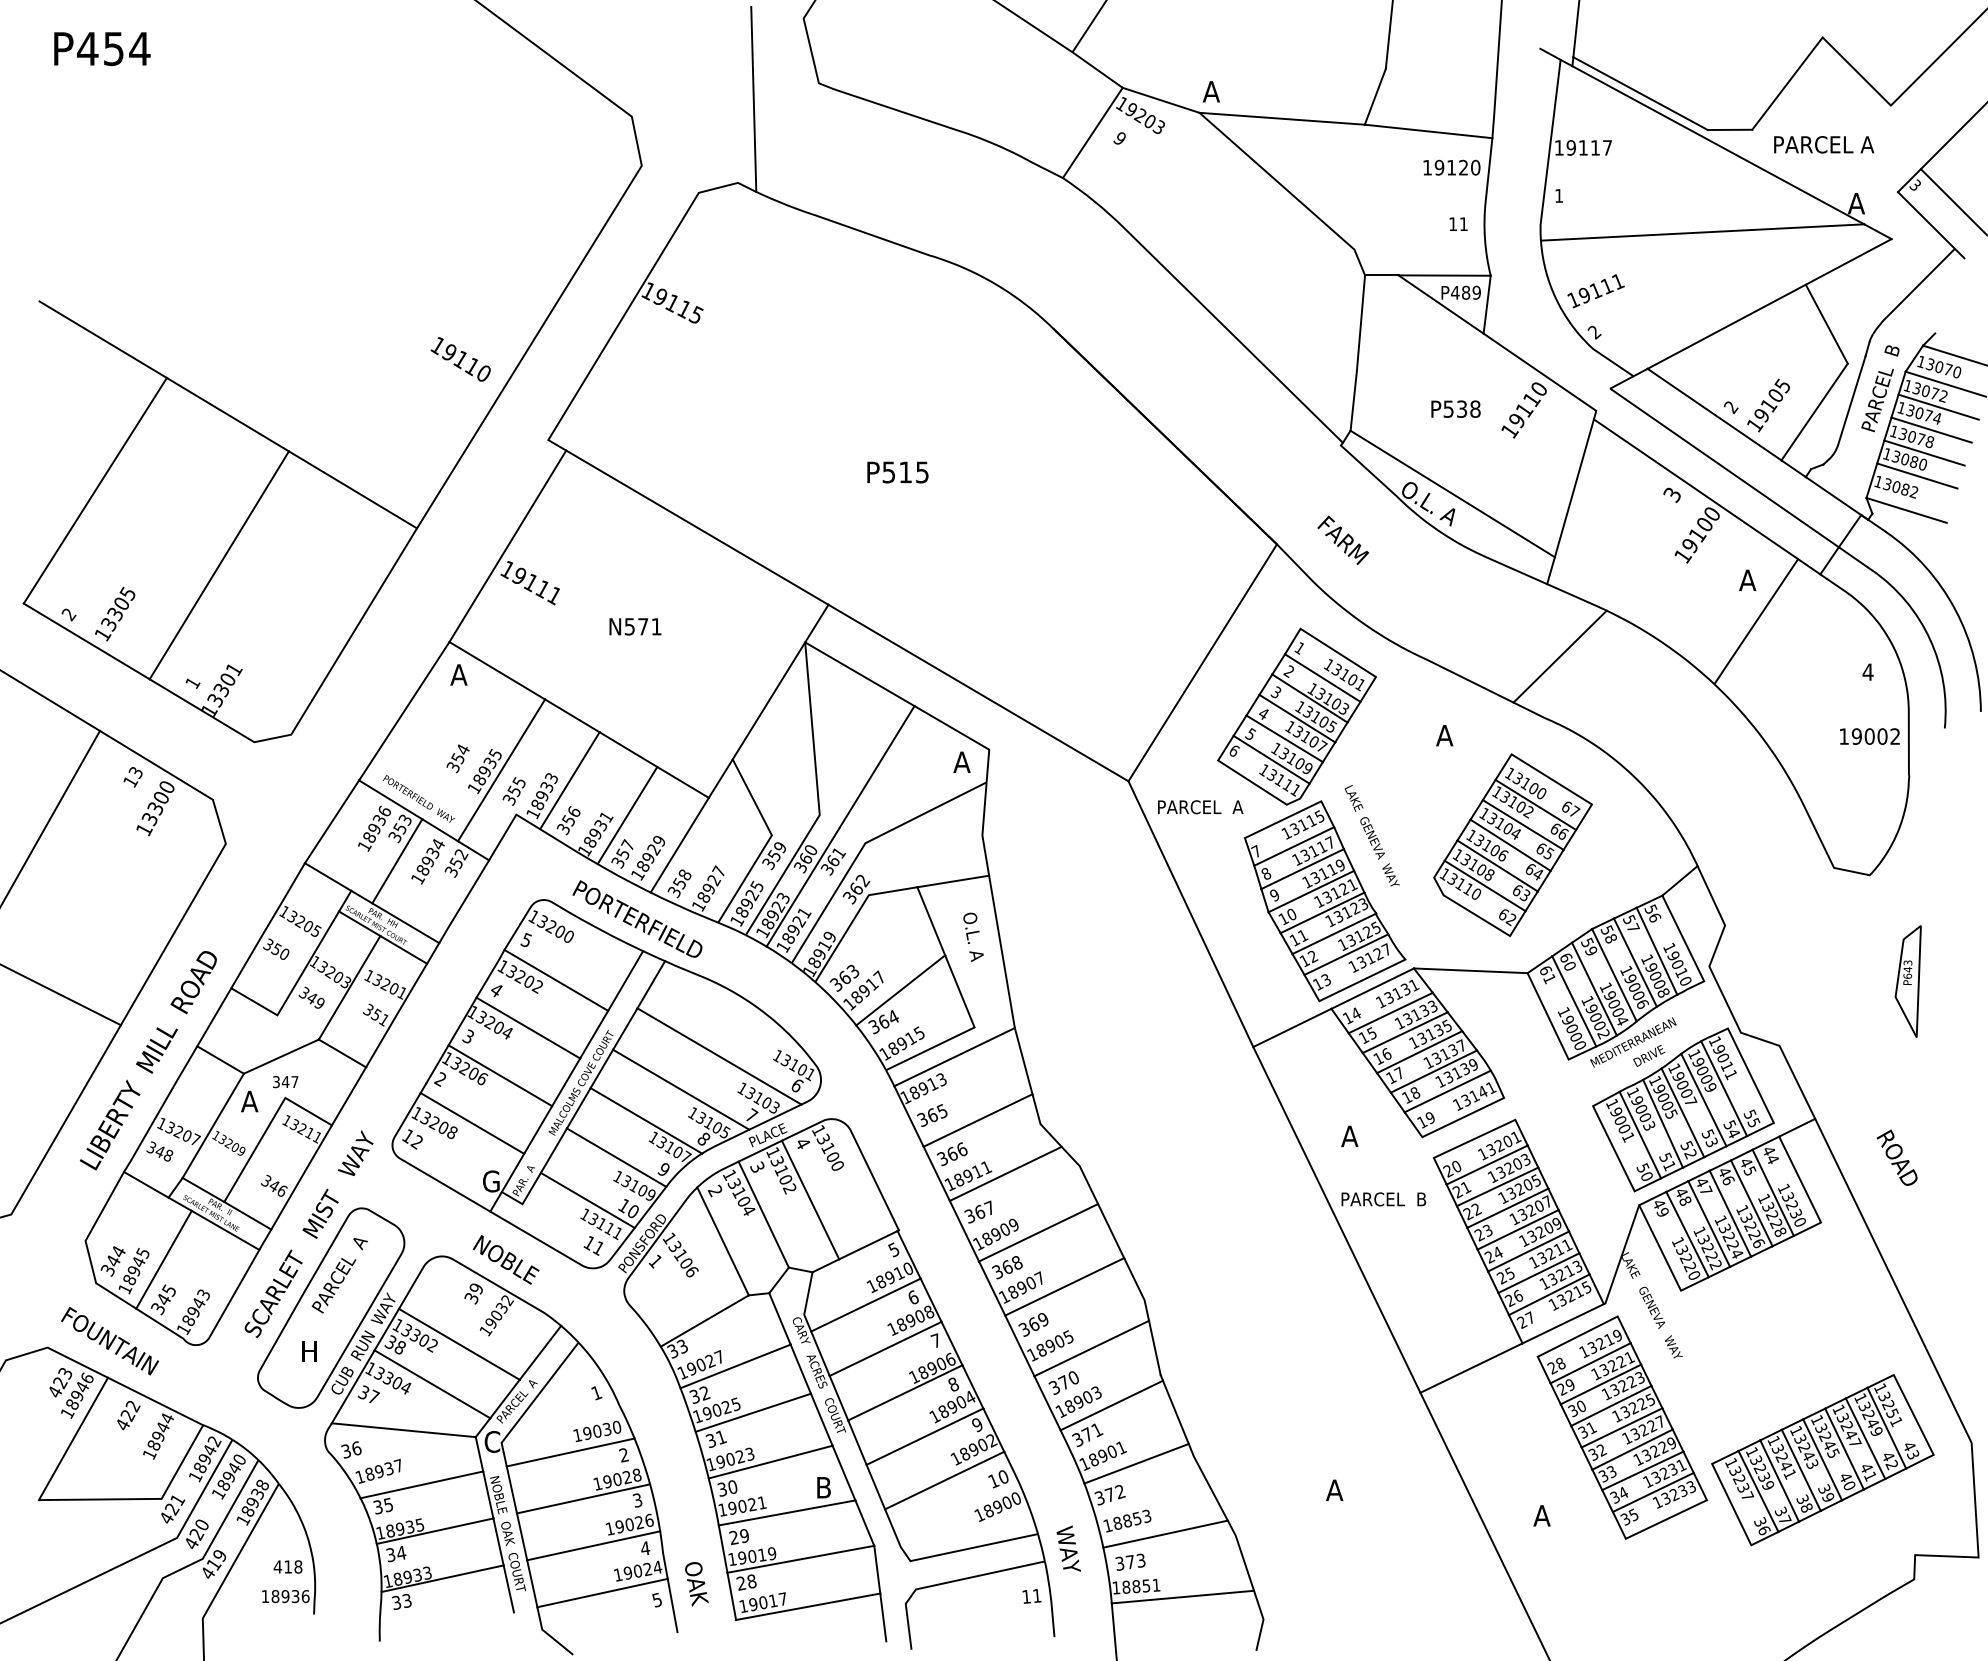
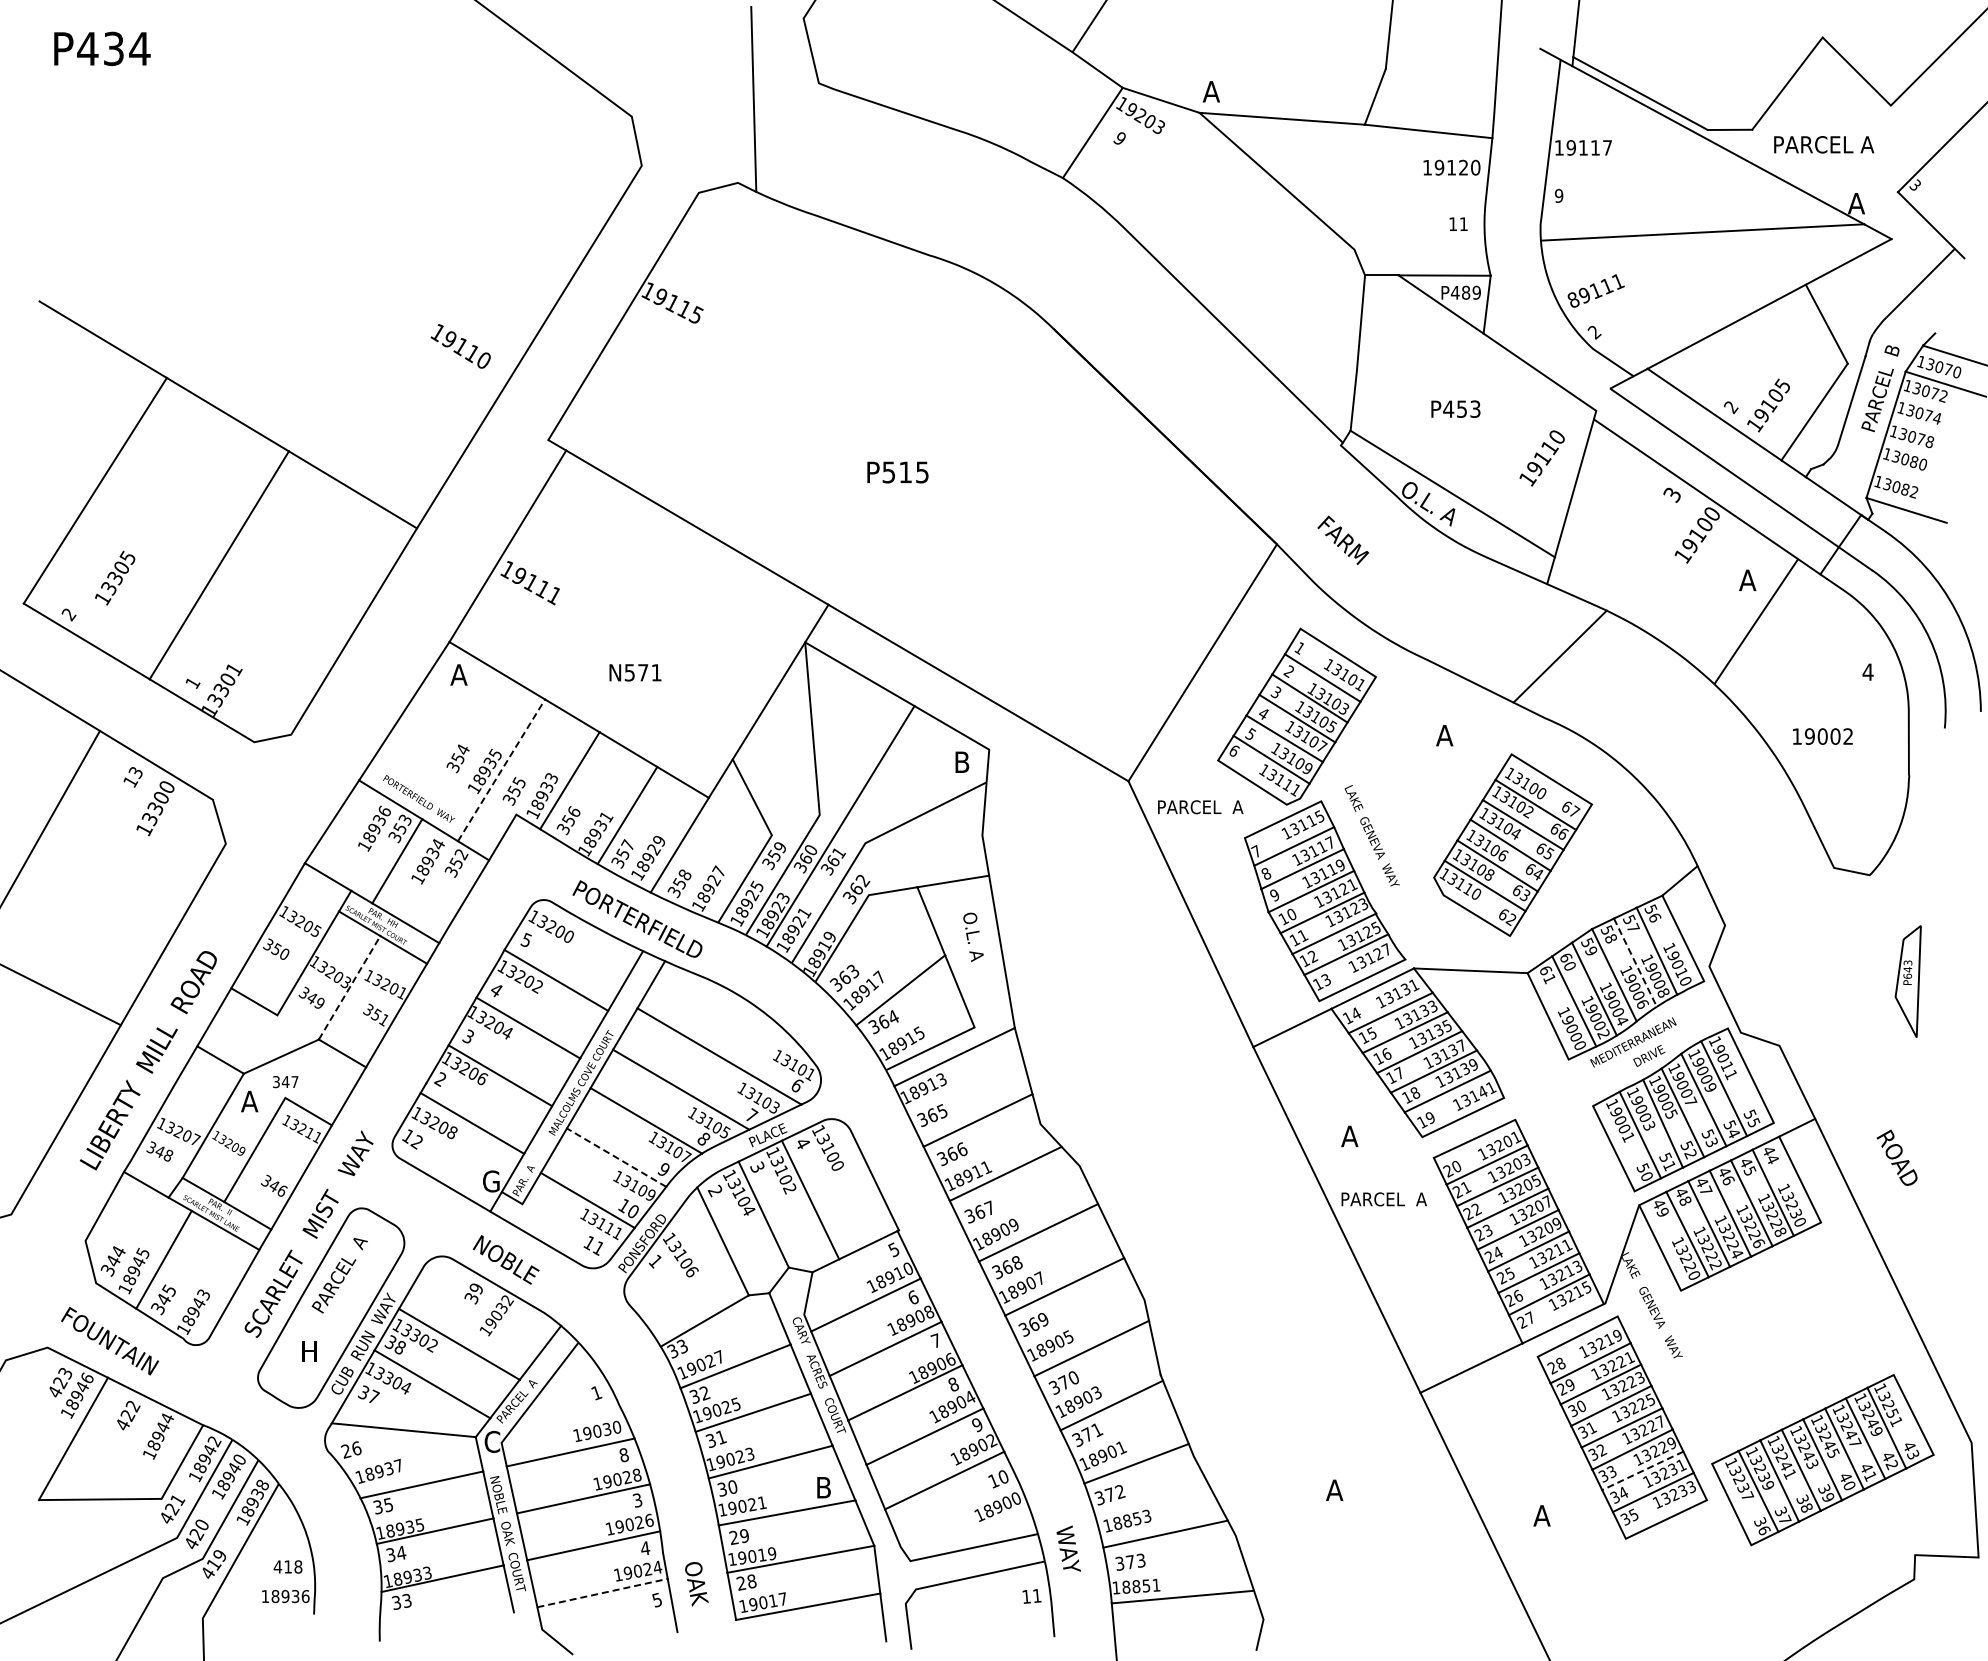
text: P454 -> P434 (113, 48)
text: 1 -> 9 (1558, 195)
line: present -> none (1952, 200)
text: 19111 -> 89111 (1573, 300)
text position: (460, 359) -> (460, 346) (460, 346)
line: present -> none (1938, 406)
text: P538 -> P453 (1461, 408)
text position: (1523, 410) -> (1541, 458) (1541, 458)
line: present -> none (1931, 429)
line: present -> none (1924, 452)
line: present -> none (1917, 475)
text position: (115, 613) -> (115, 577) (115, 577)
text position: (635, 626) -> (635, 672) (635, 672)
text position: (1869, 736) -> (1822, 736) (1822, 736)
text: A -> B (961, 761)
line: solid -> dashed (501, 769)
line: solid -> dashed (1635, 963)
line: solid -> dashed (349, 987)
line: solid -> dashed (616, 1157)
text: PARCEL  B -> PARCEL  A (1421, 1199)
text: 36 -> 26 (346, 1451)
text: 2 -> 8 (623, 1455)
line: solid -> dashed (1642, 1470)
line: solid -> dashed (602, 1593)
